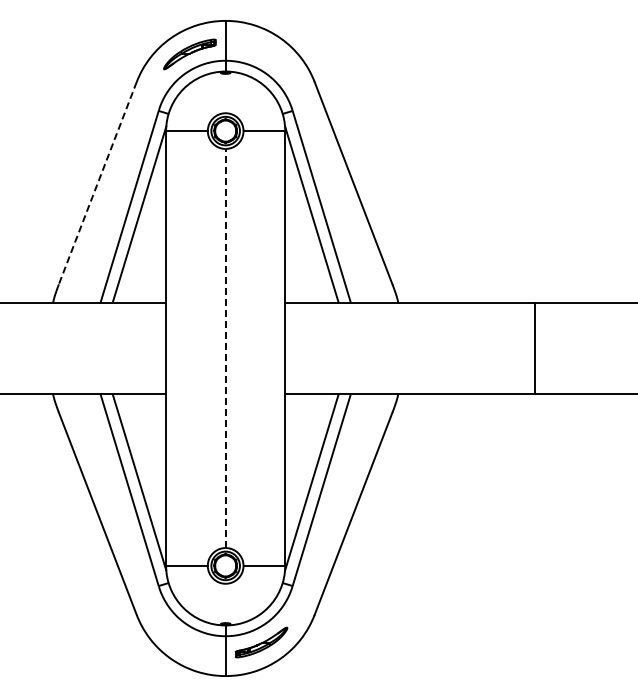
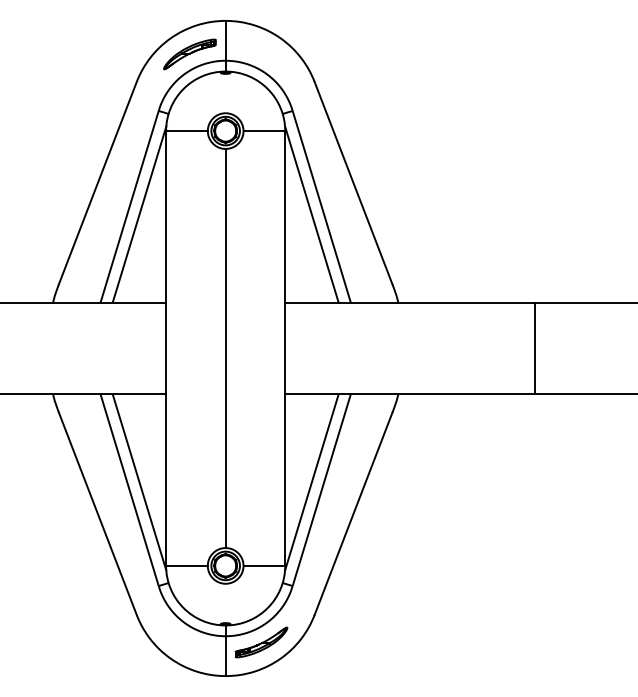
line: dashed -> solid (97, 183)
line: dashed -> solid (225, 348)
